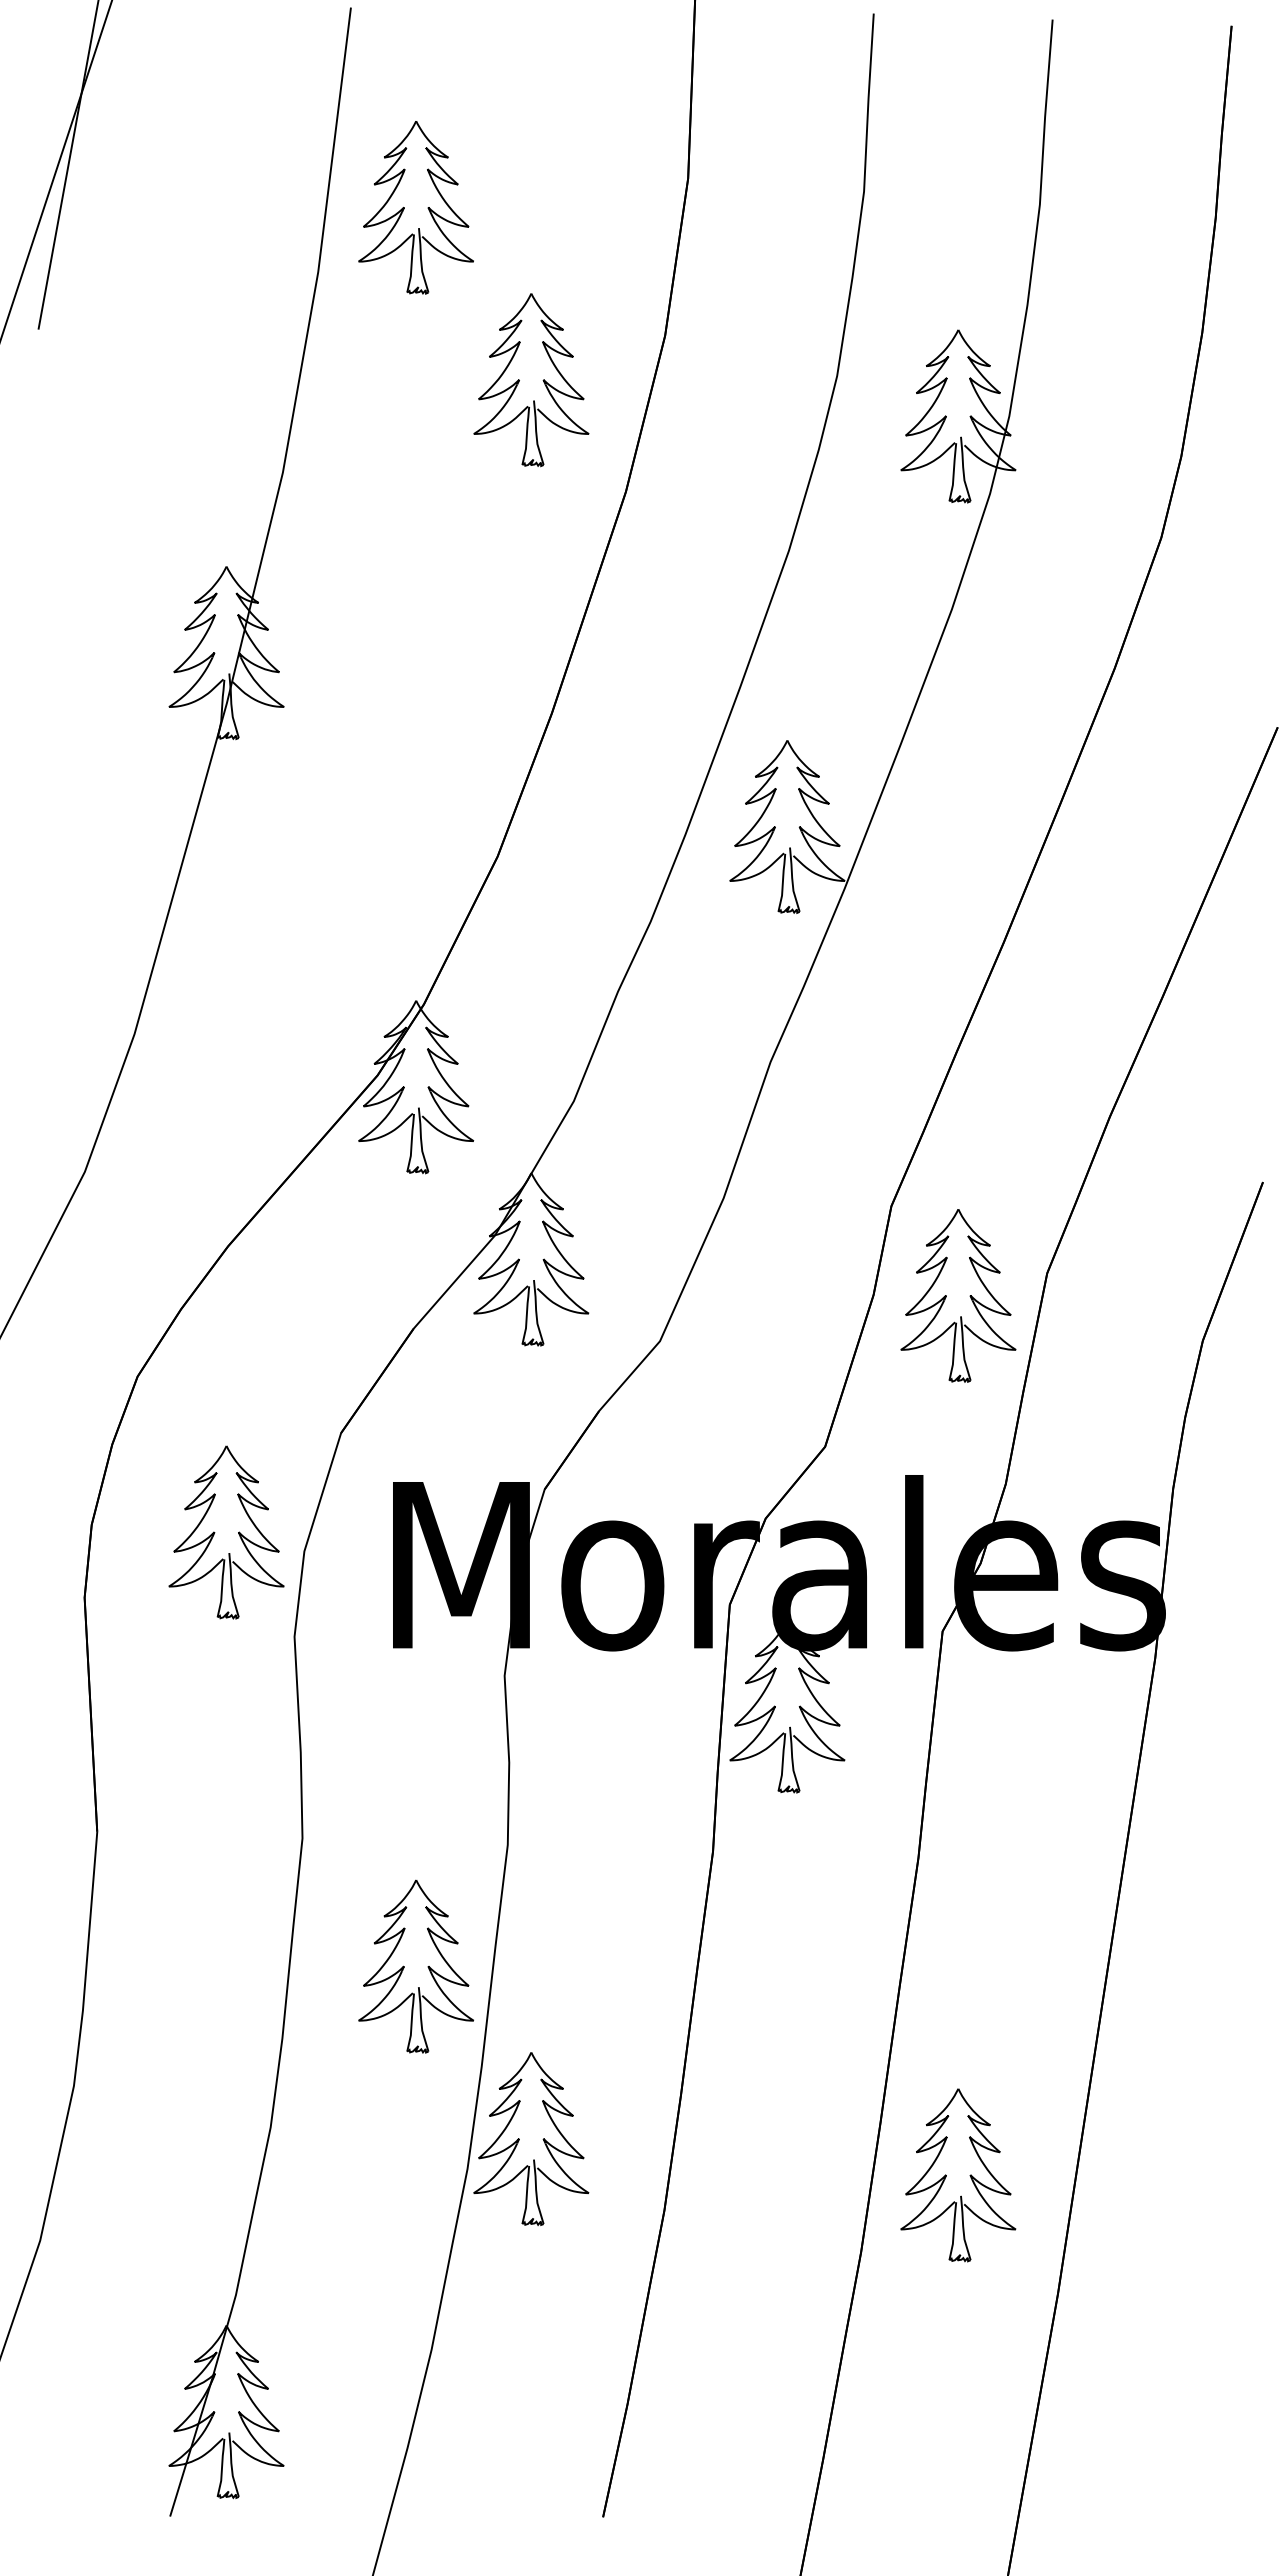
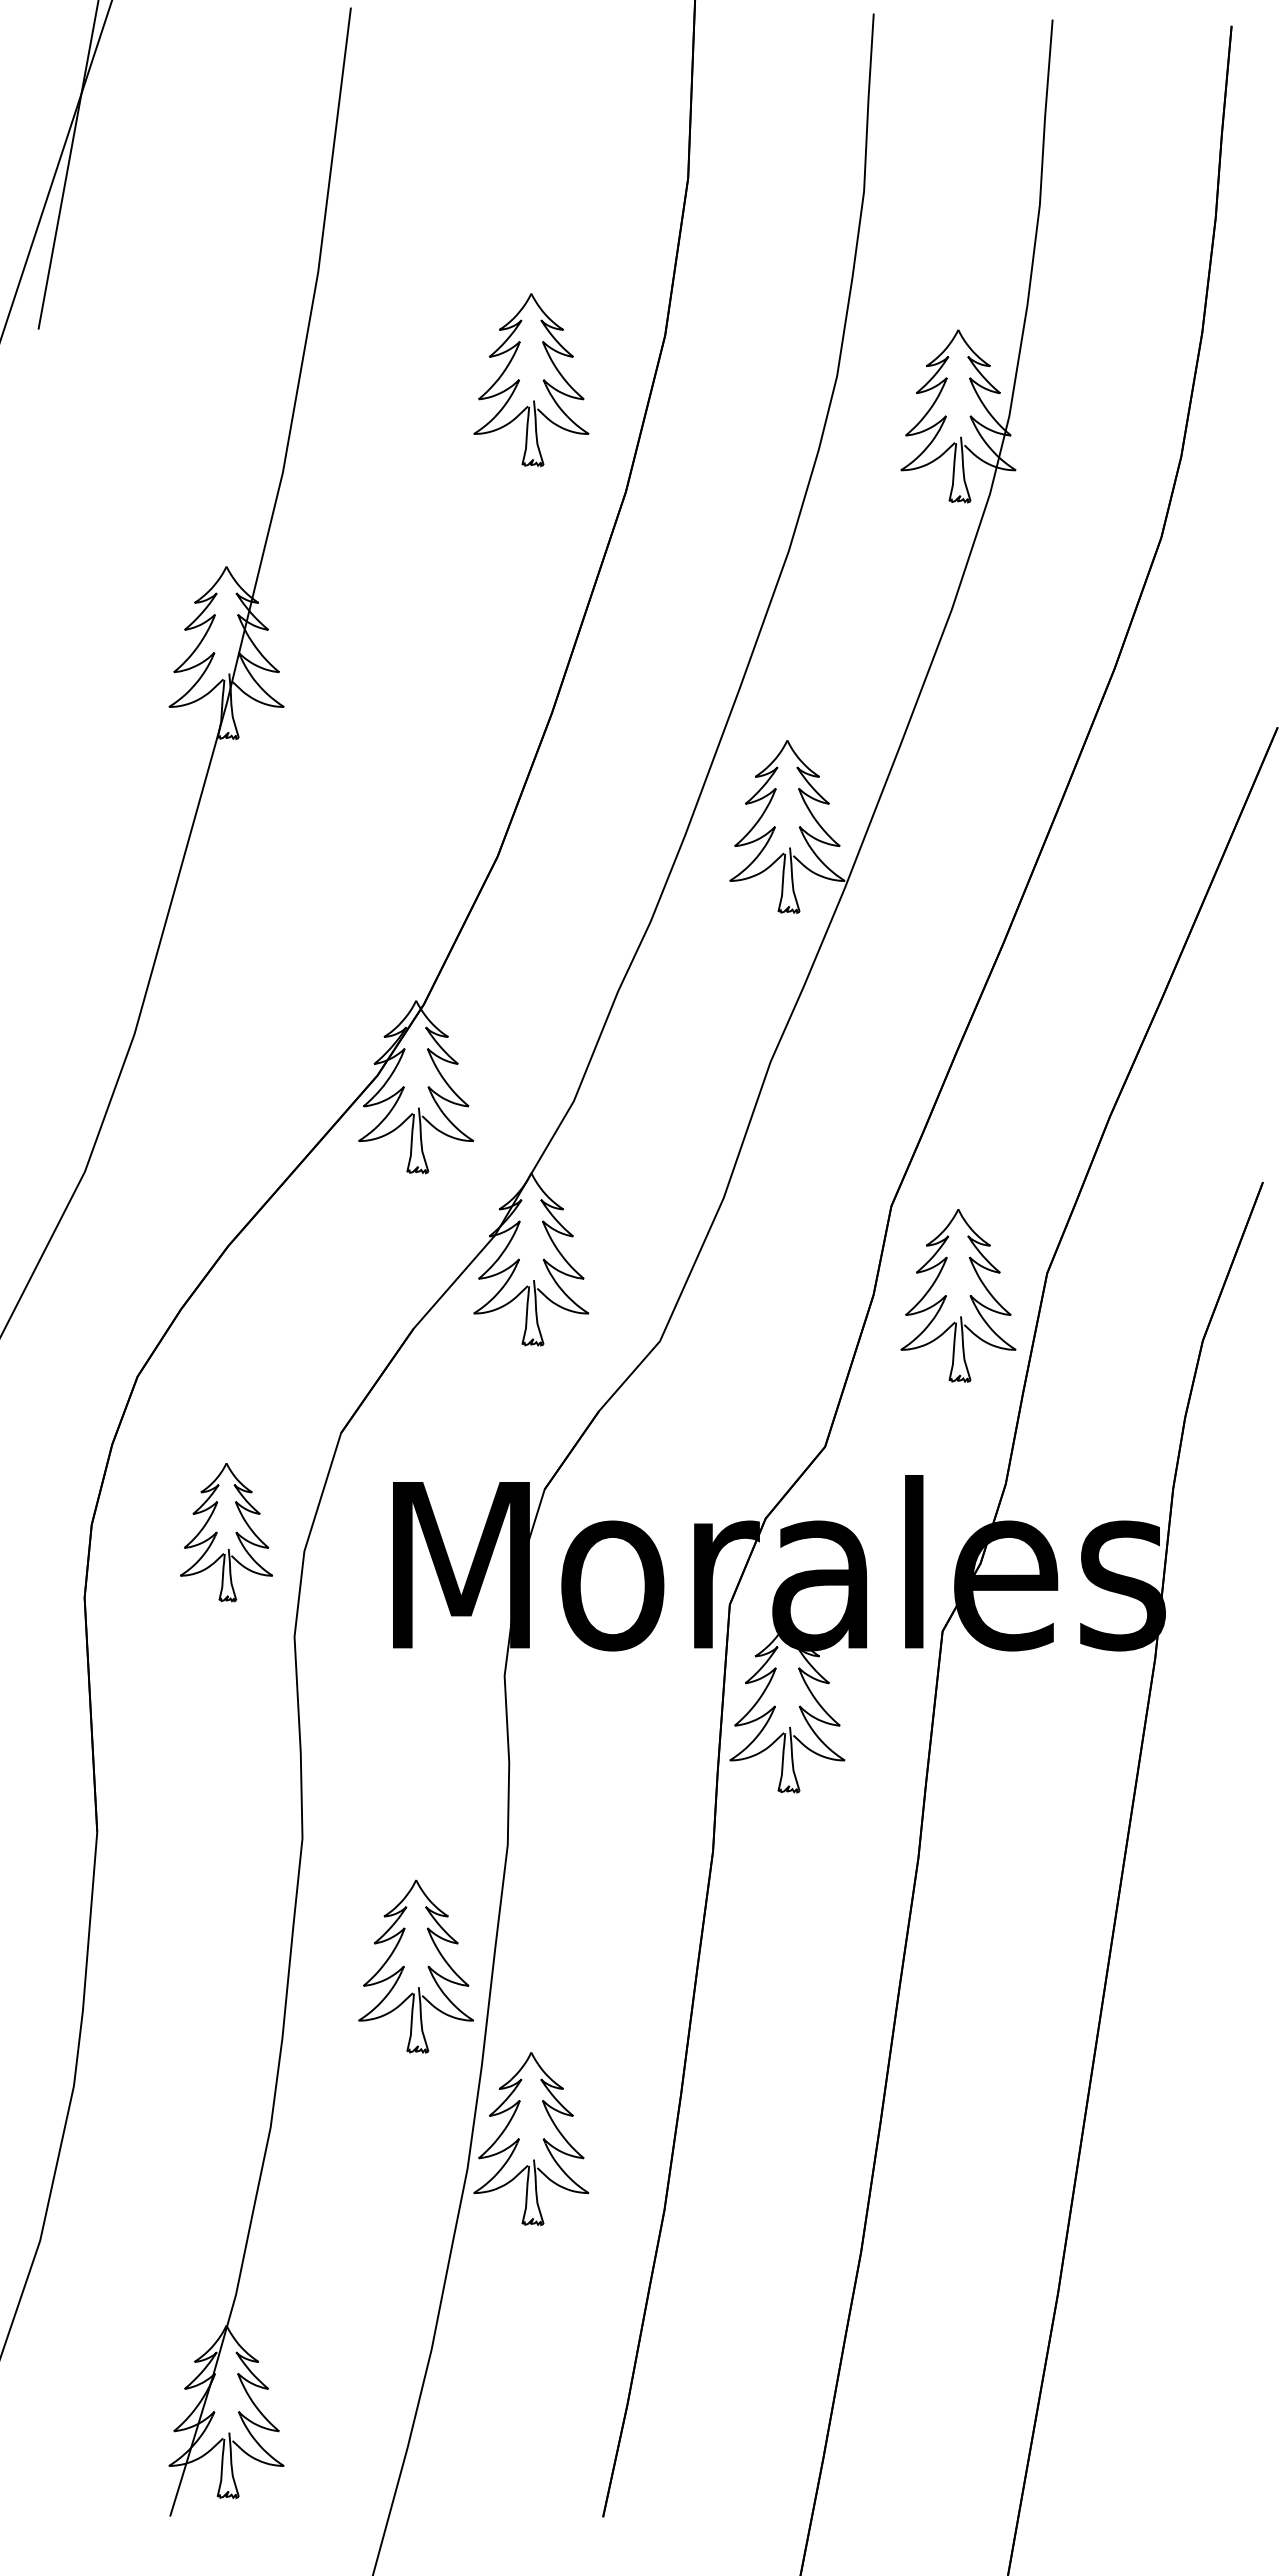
part: present -> none (415, 207)
part size: 117x175 px -> 93x140 px (226, 1532)
part: present -> none (969, 2175)
